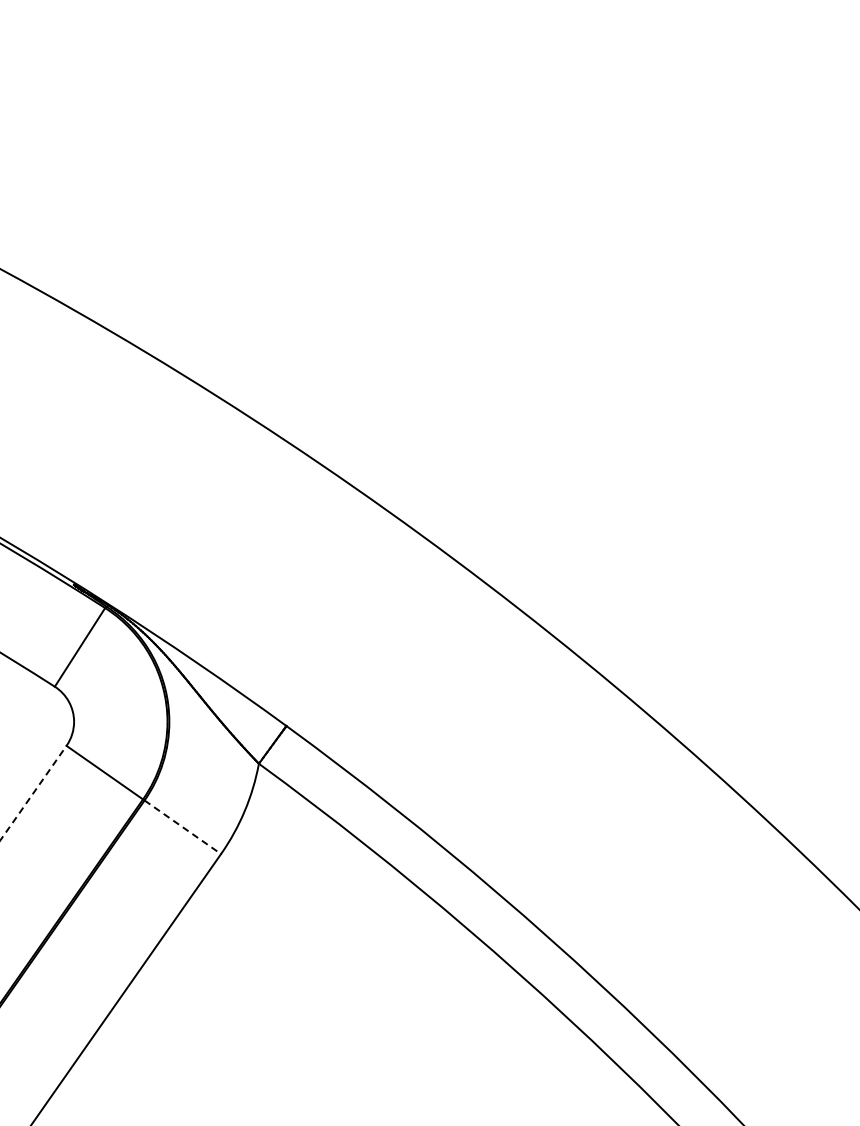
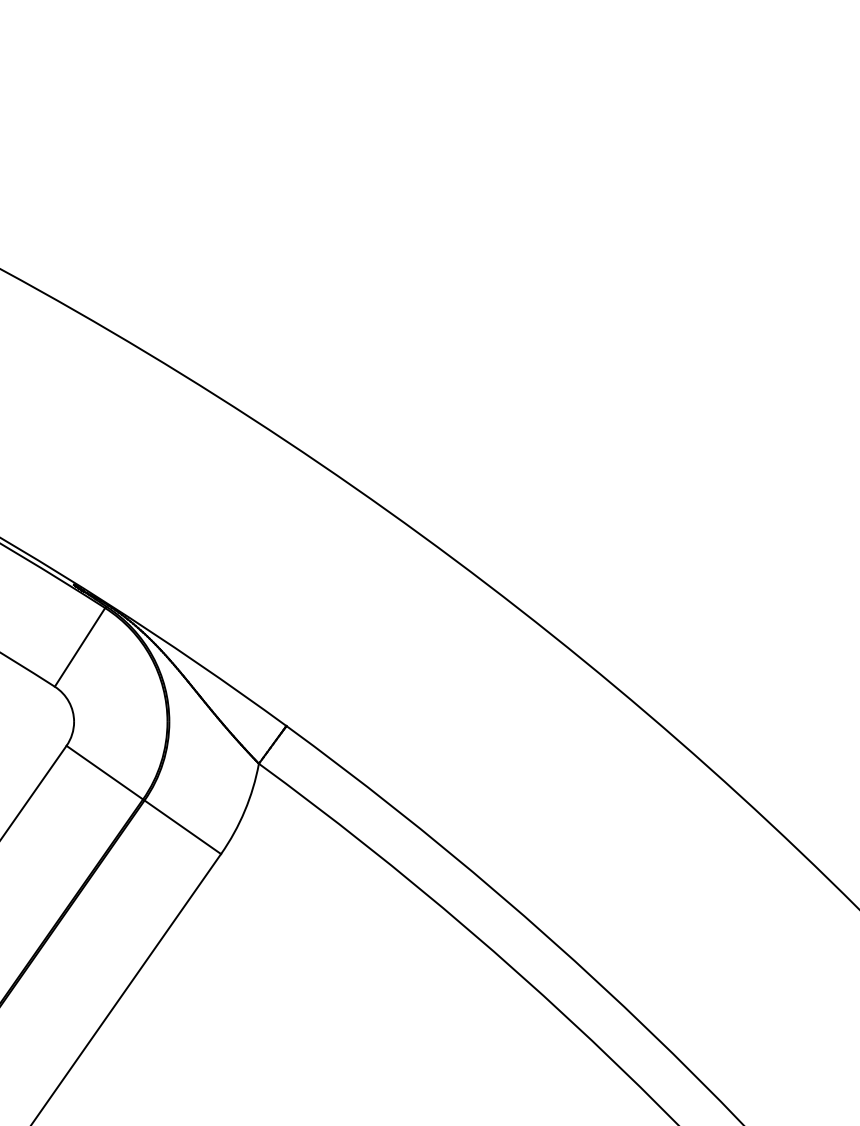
line: dashed -> solid (33, 793)
line: dashed -> solid (182, 827)
